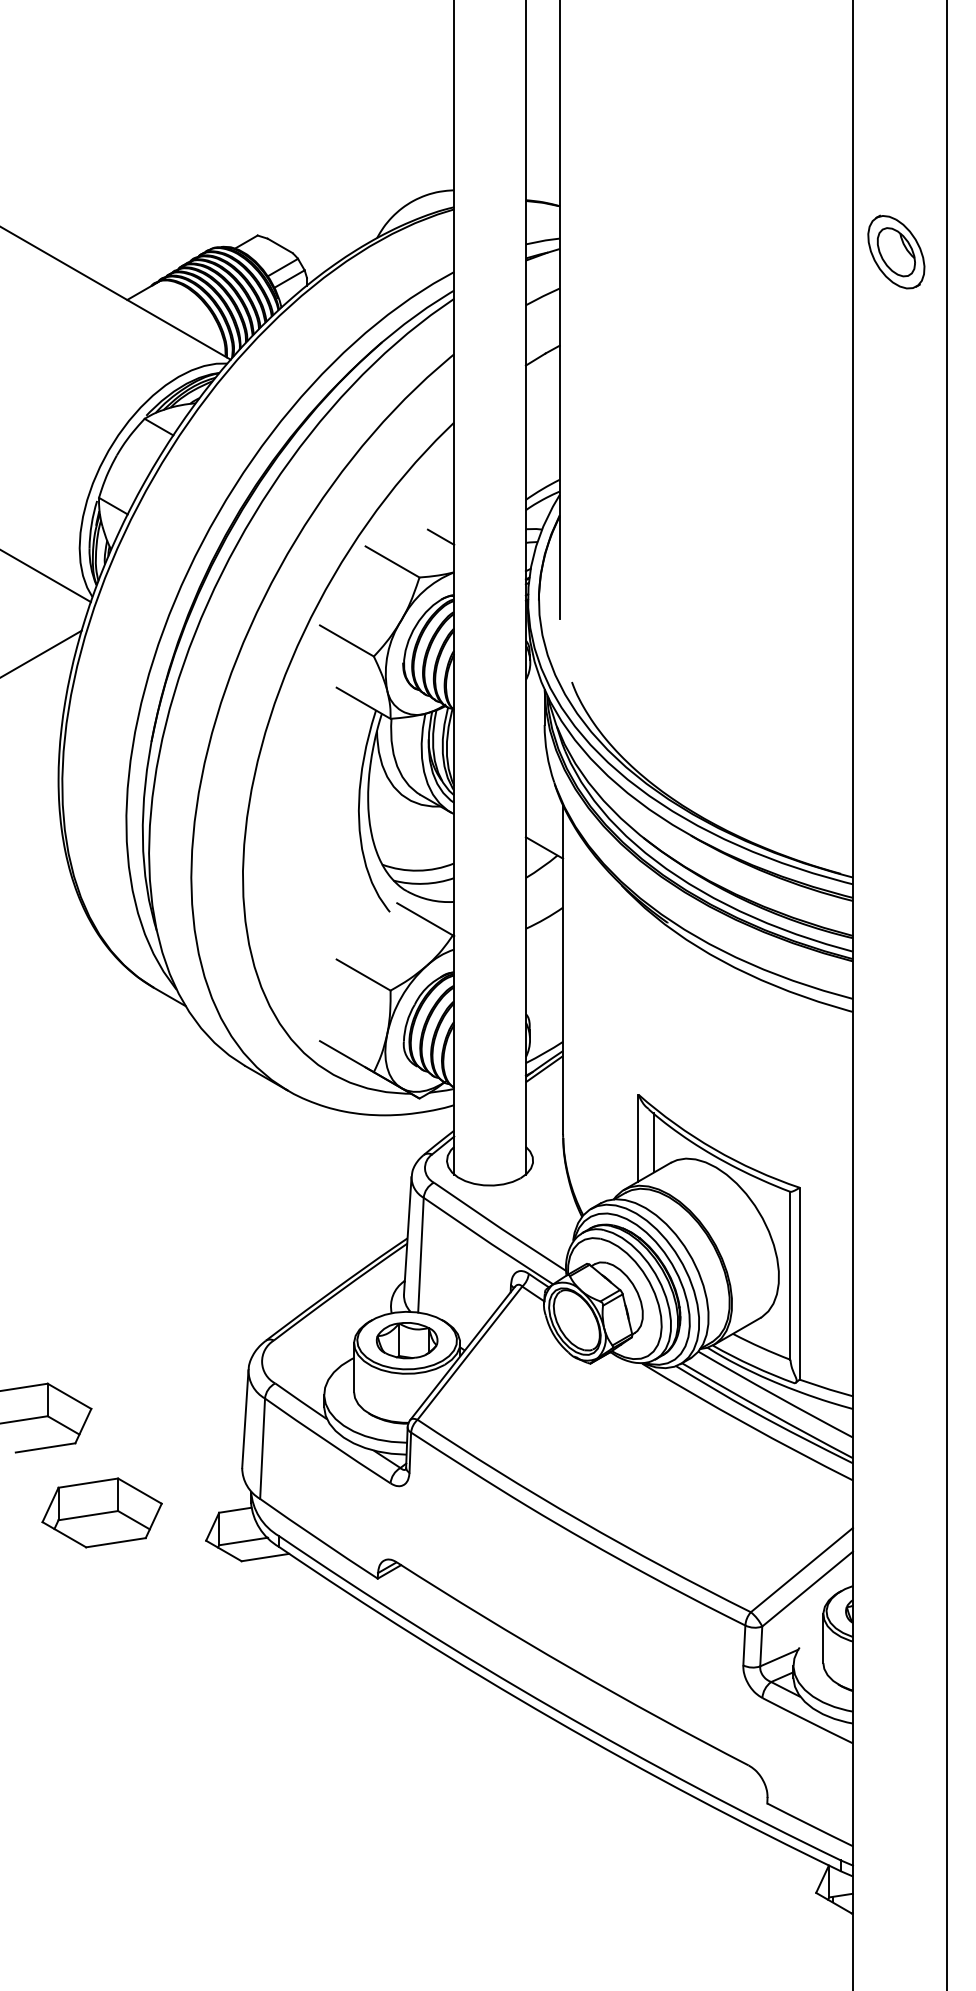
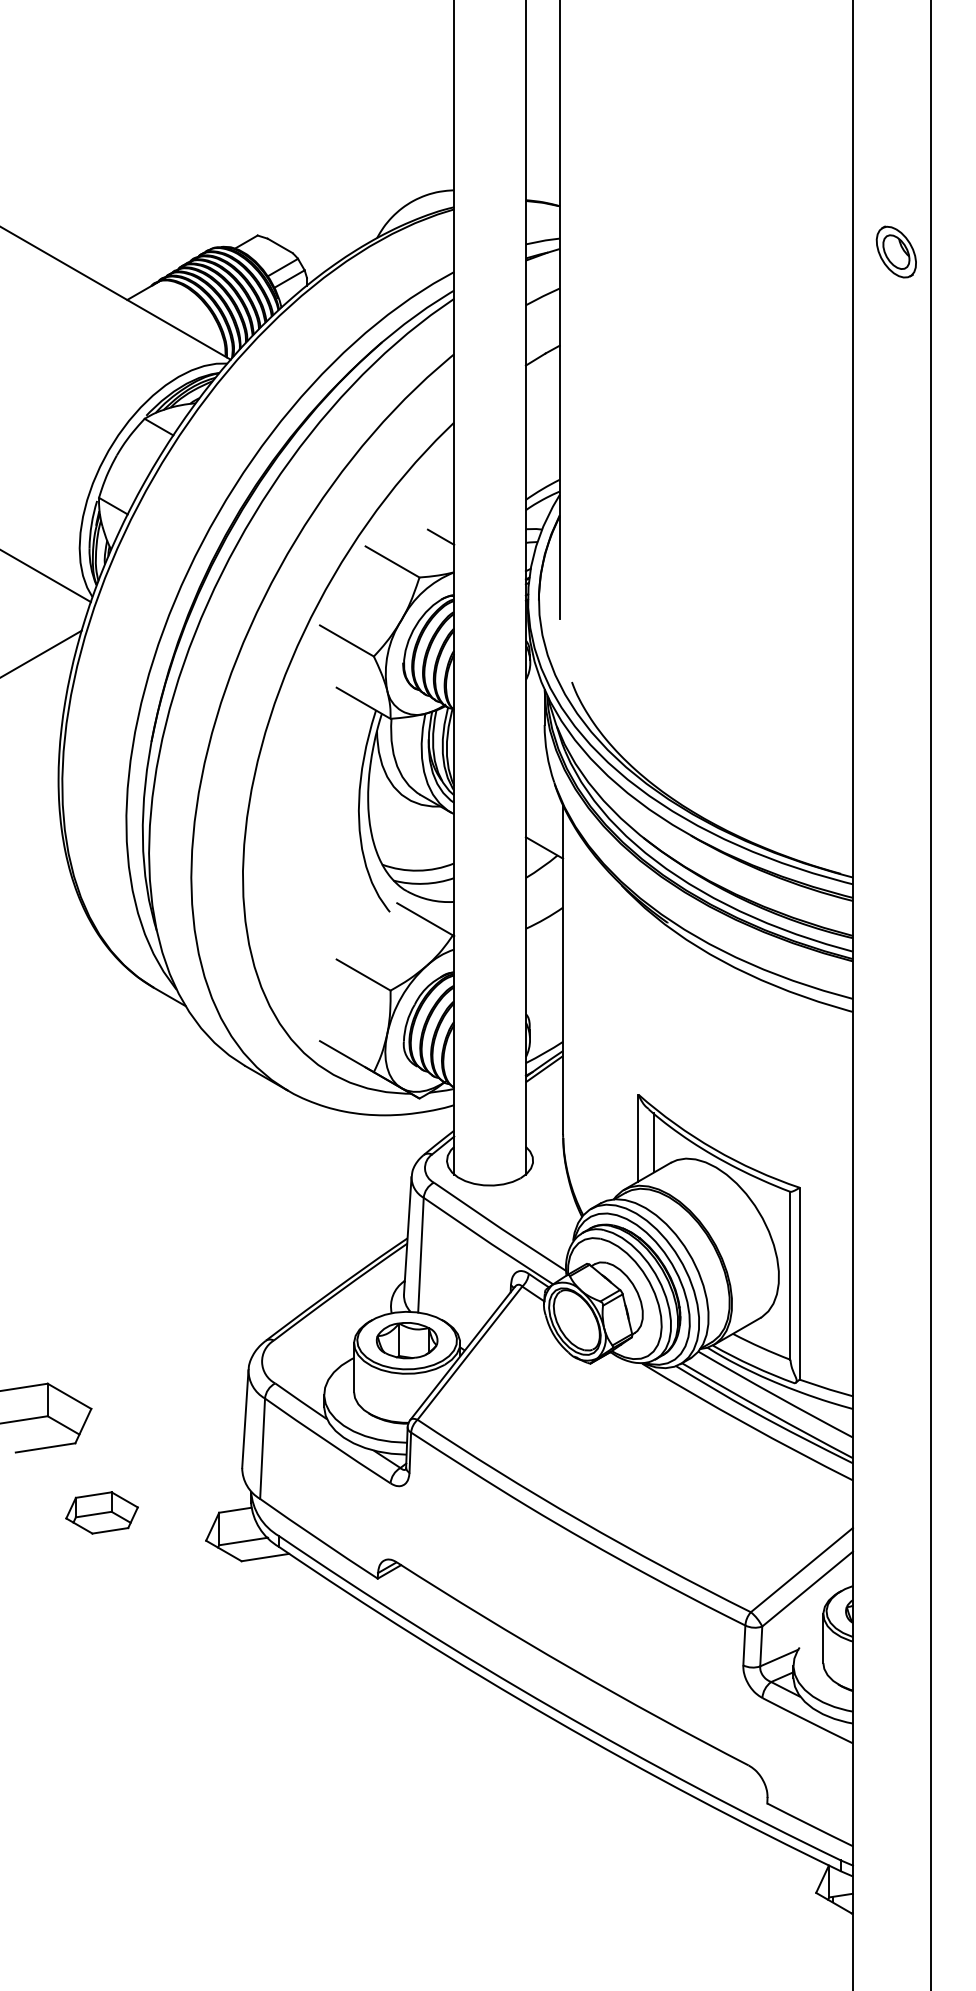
part size: 59x76 px -> 42x54 px (895, 251)
line position: (946, 994) -> (930, 994) (930, 994)
part size: 122x72 px -> 74x44 px (101, 1512)
